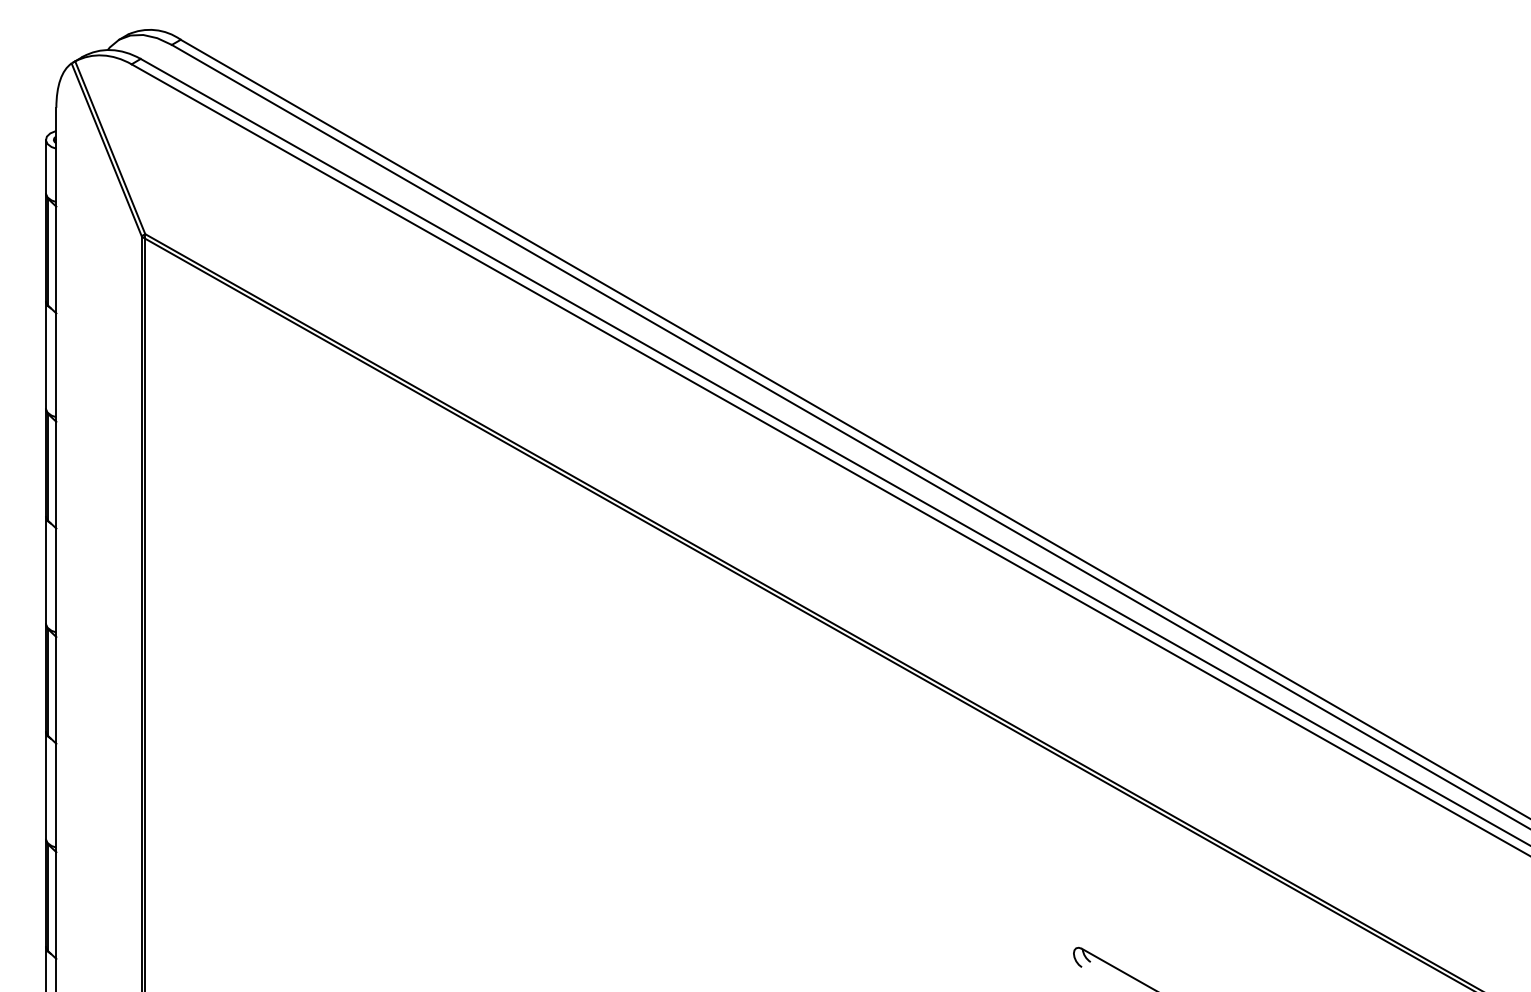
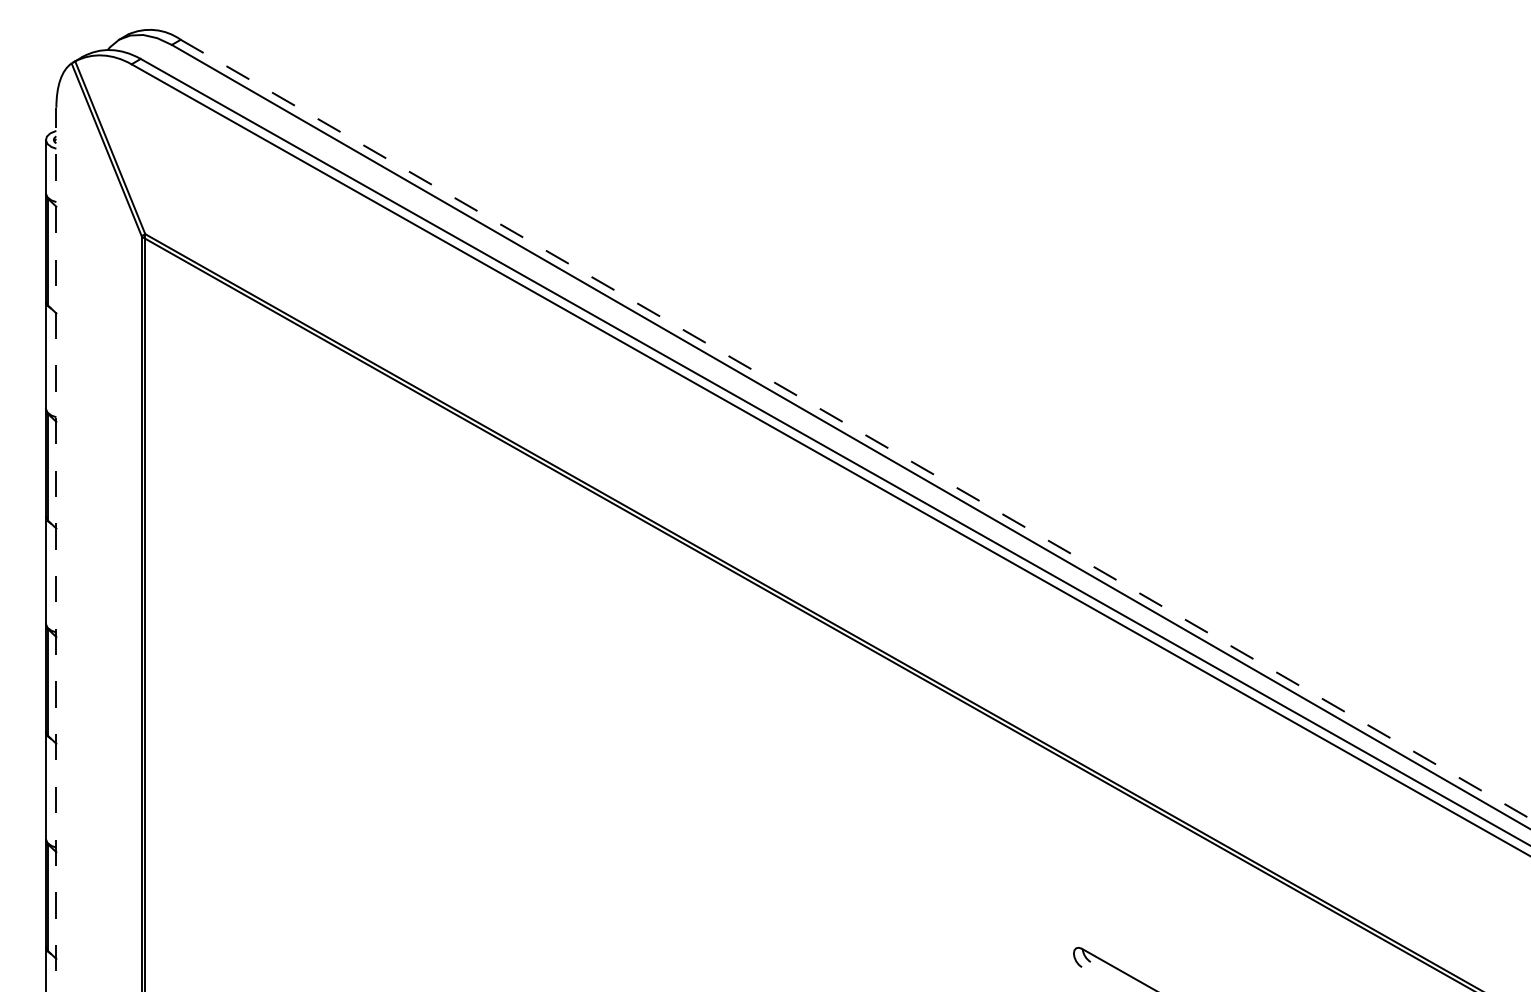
line: solid -> dashed (855, 429)
line: solid -> dashed (56, 549)
